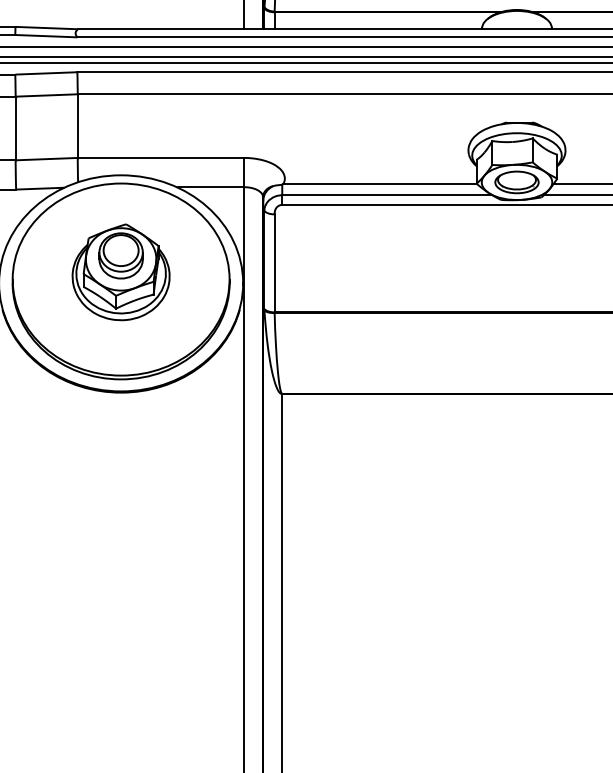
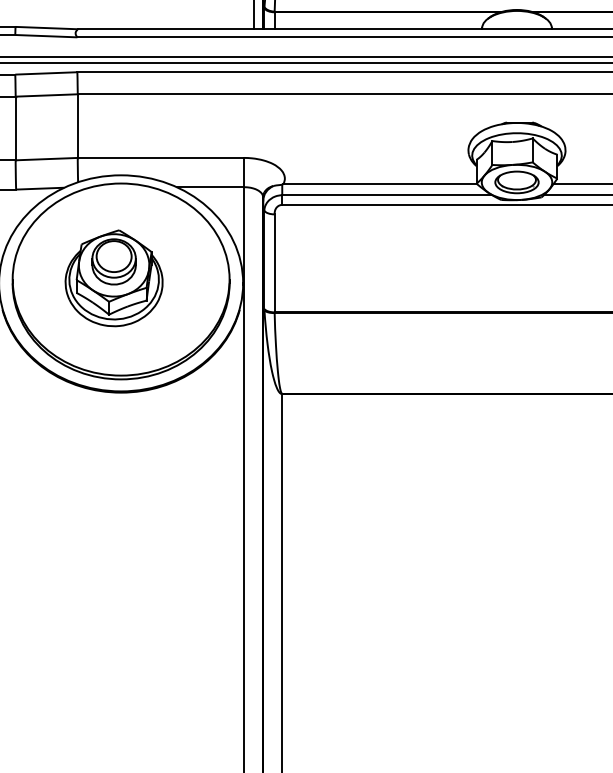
line position: (244, 15) -> (254, 15) (254, 15)
line: present -> none (305, 46)
part position: (120, 272) -> (113, 278) (113, 278)
